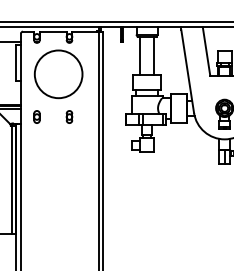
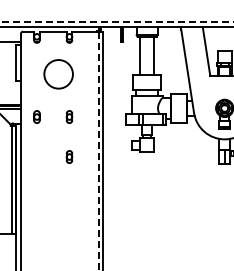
line: solid -> dashed (117, 21)
circle diameter: 48 px -> 29 px (58, 74)
line: solid -> dashed (98, 151)
part: none -> present (69, 156)
